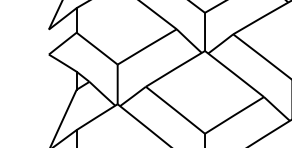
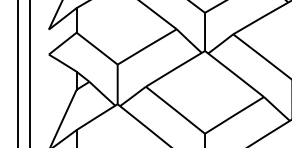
line: none -> present (17, 73)
line: none -> present (30, 73)
